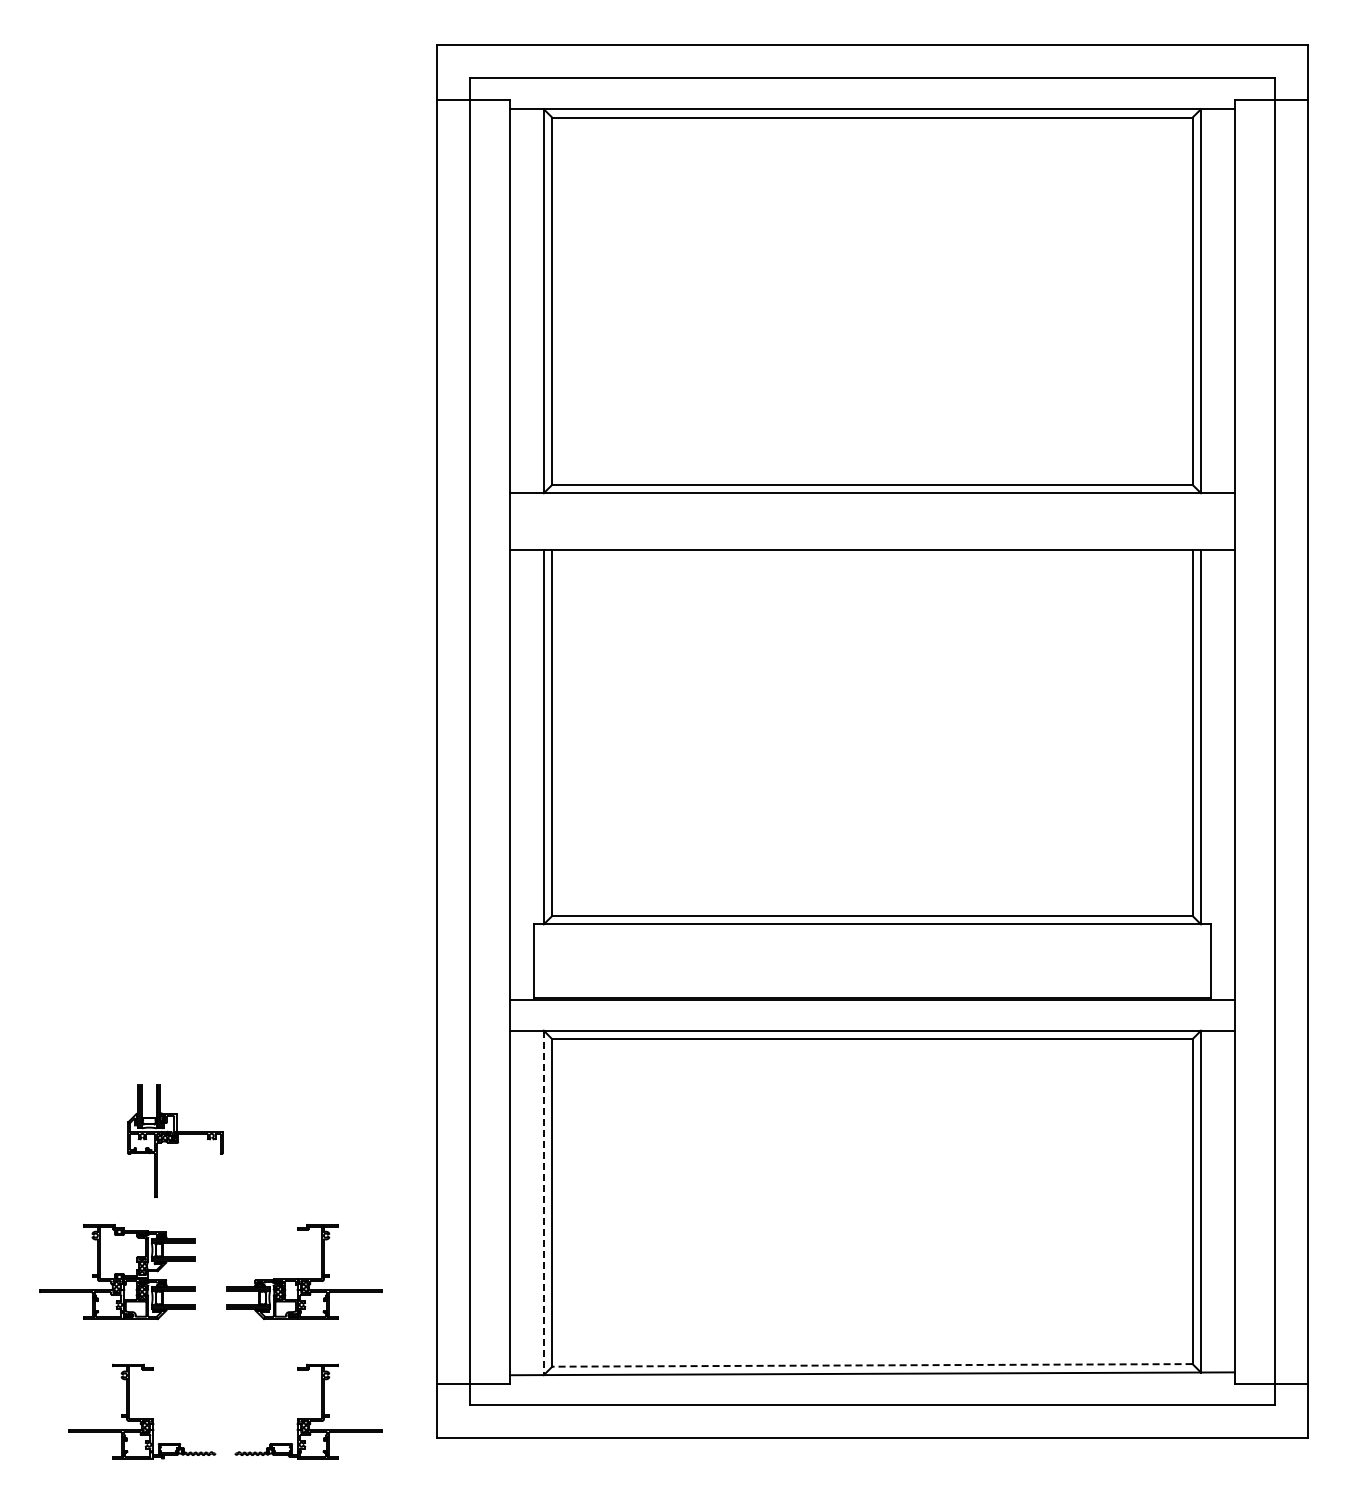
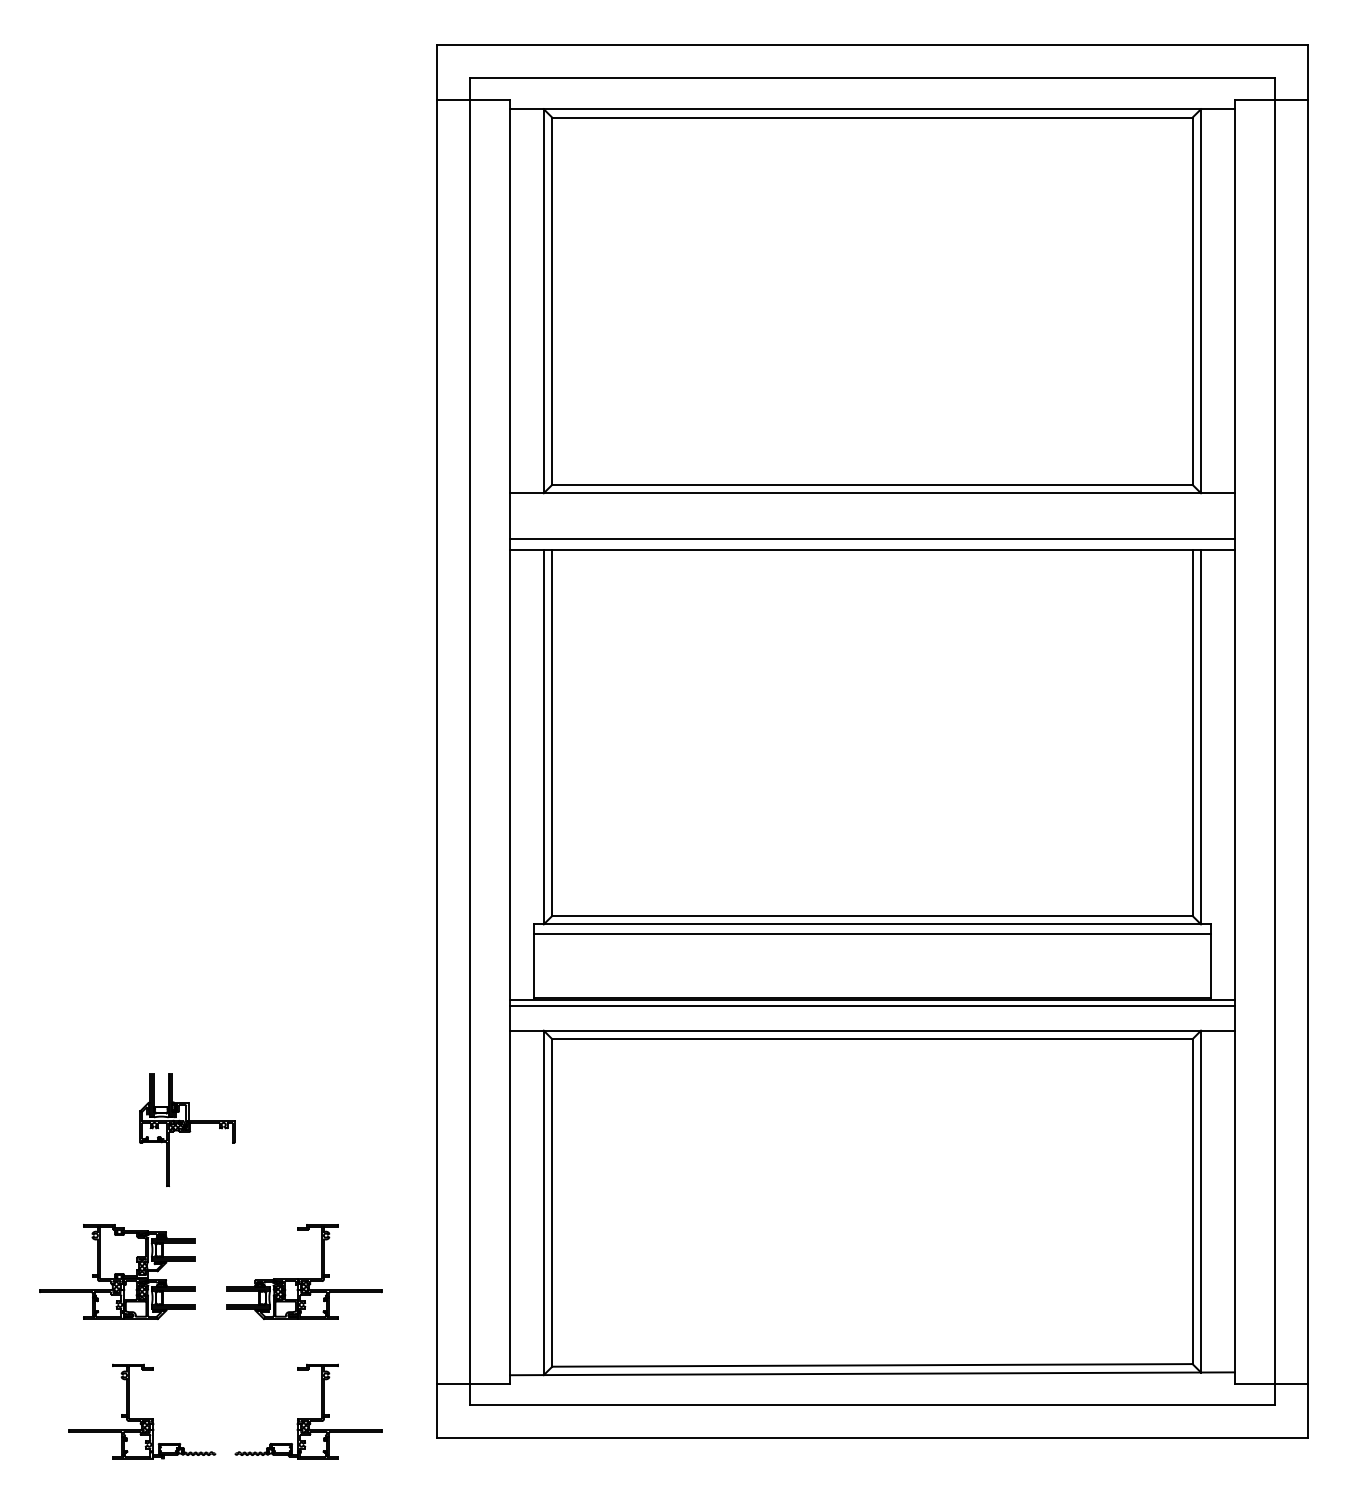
line: none -> present (872, 539)
line: none -> present (872, 934)
line: none -> present (872, 1006)
part position: (175, 1141) -> (187, 1130) (187, 1130)
line: dashed -> solid (543, 1203)
line: dashed -> solid (871, 1365)
